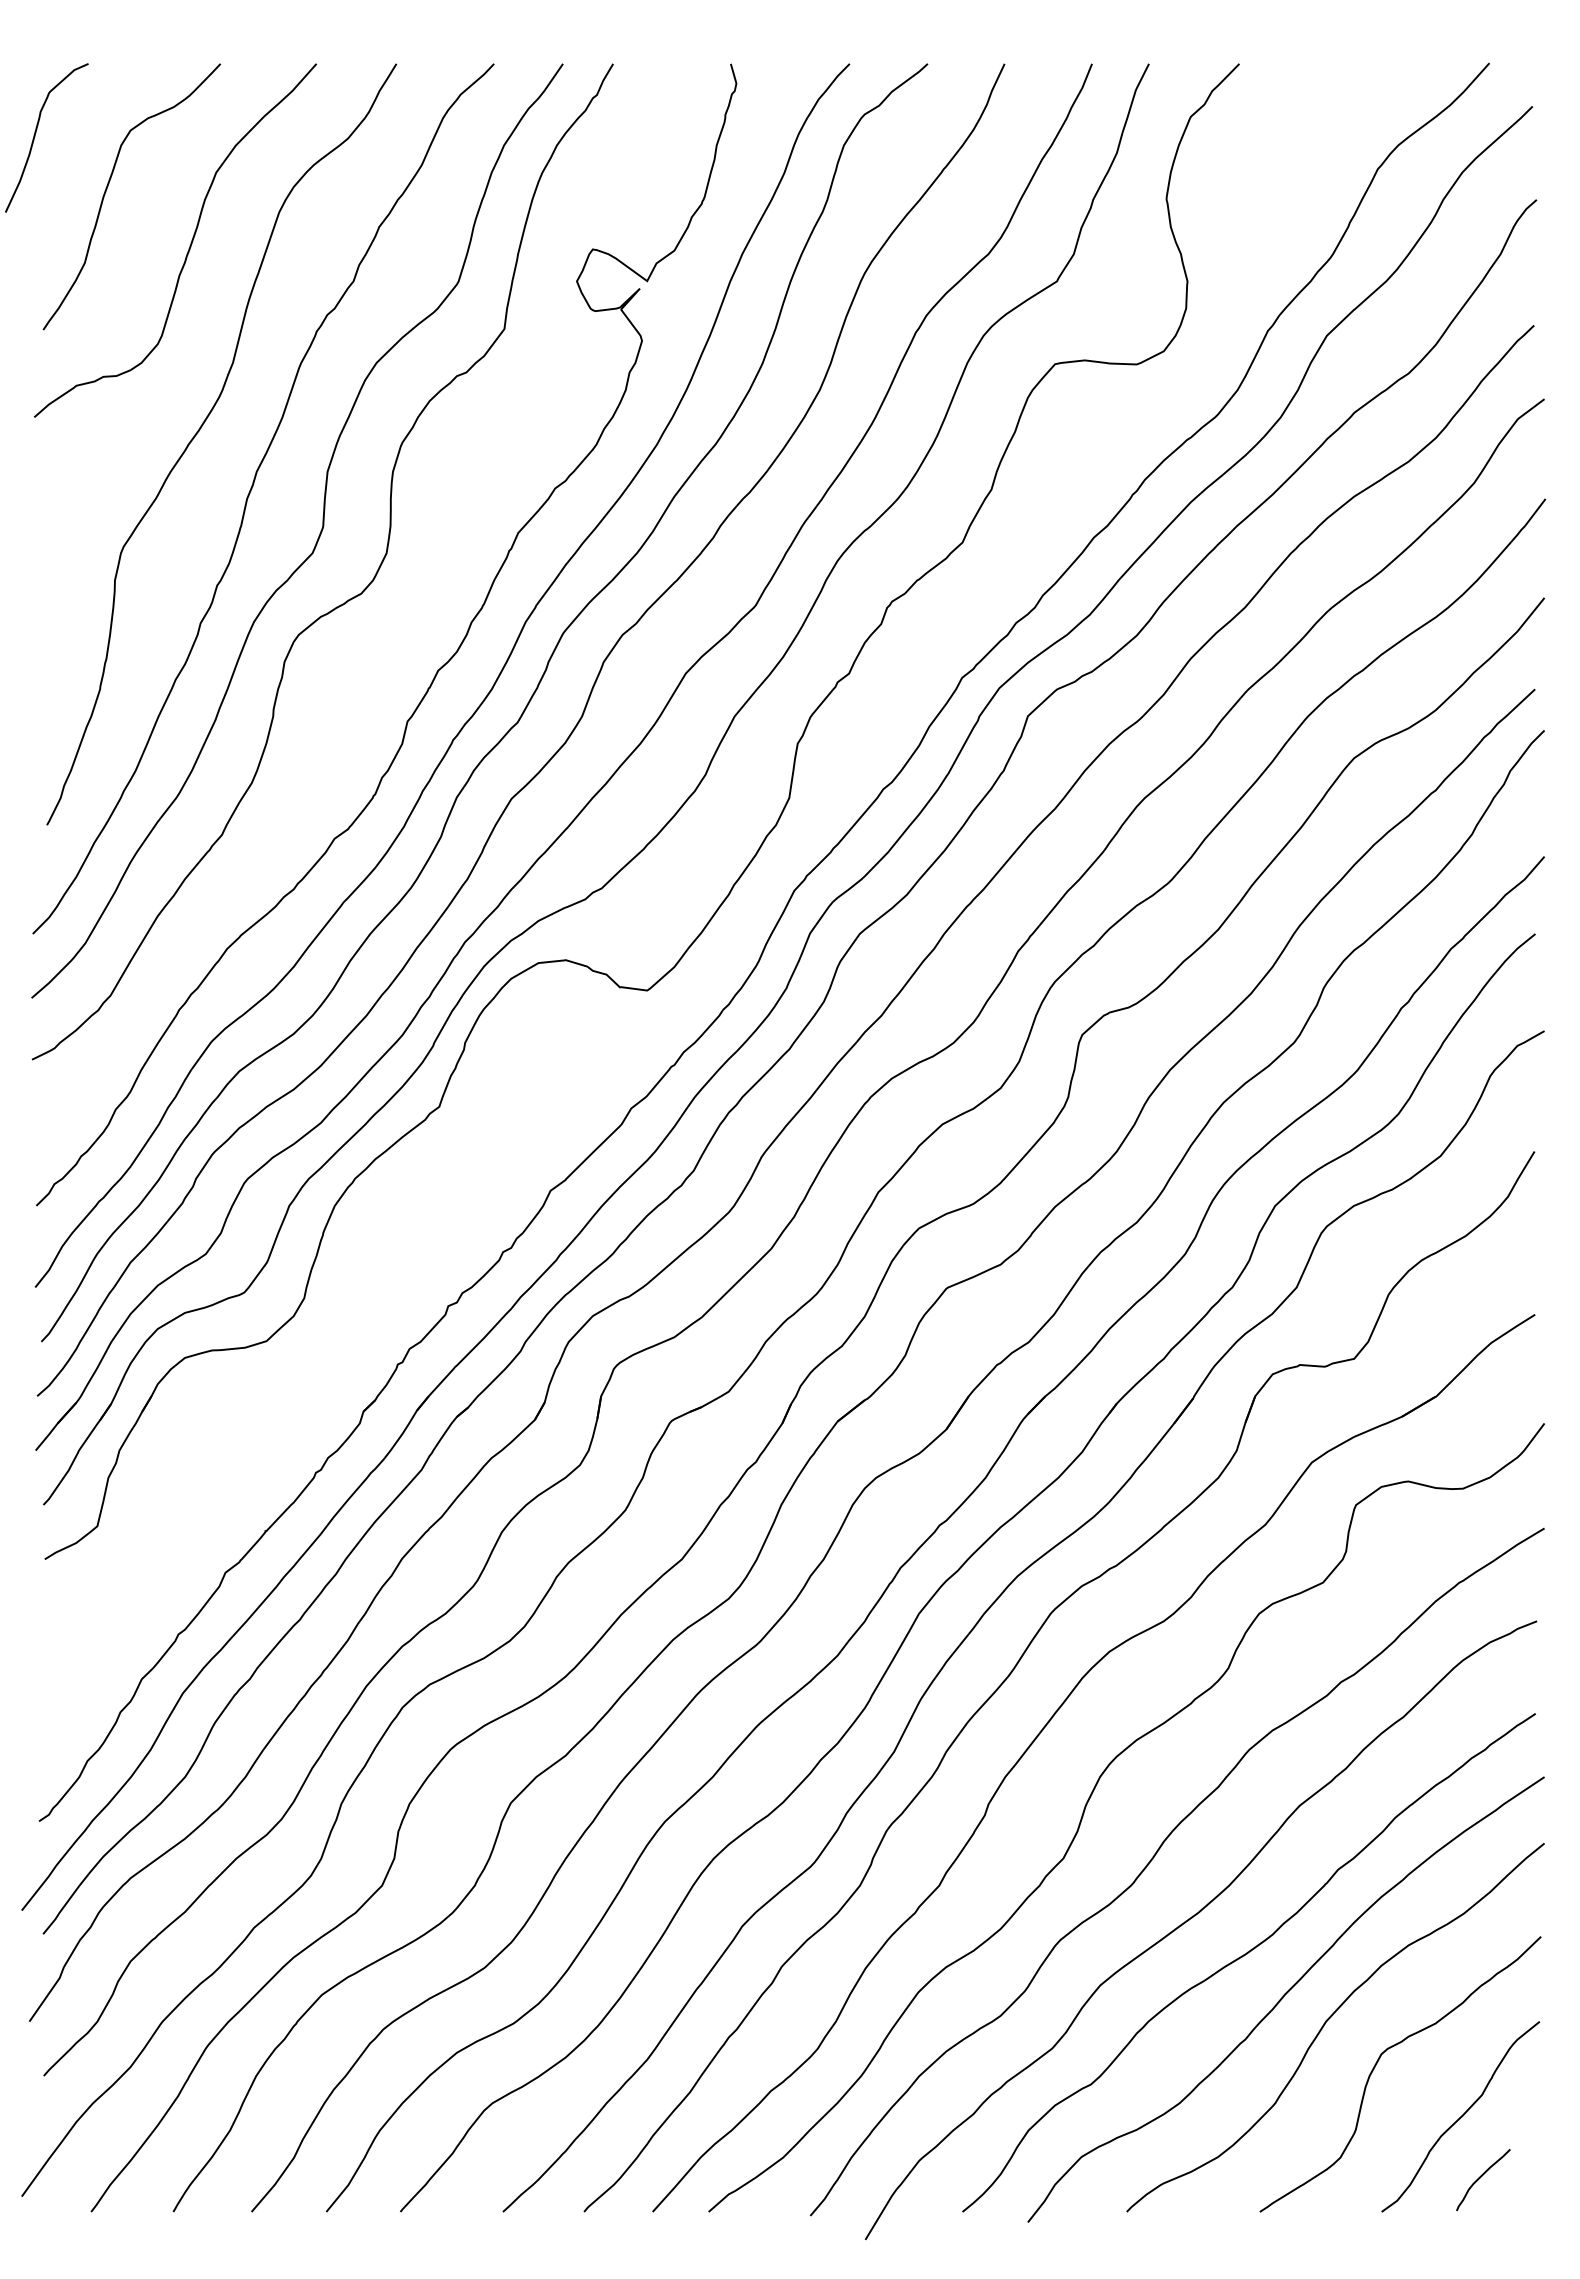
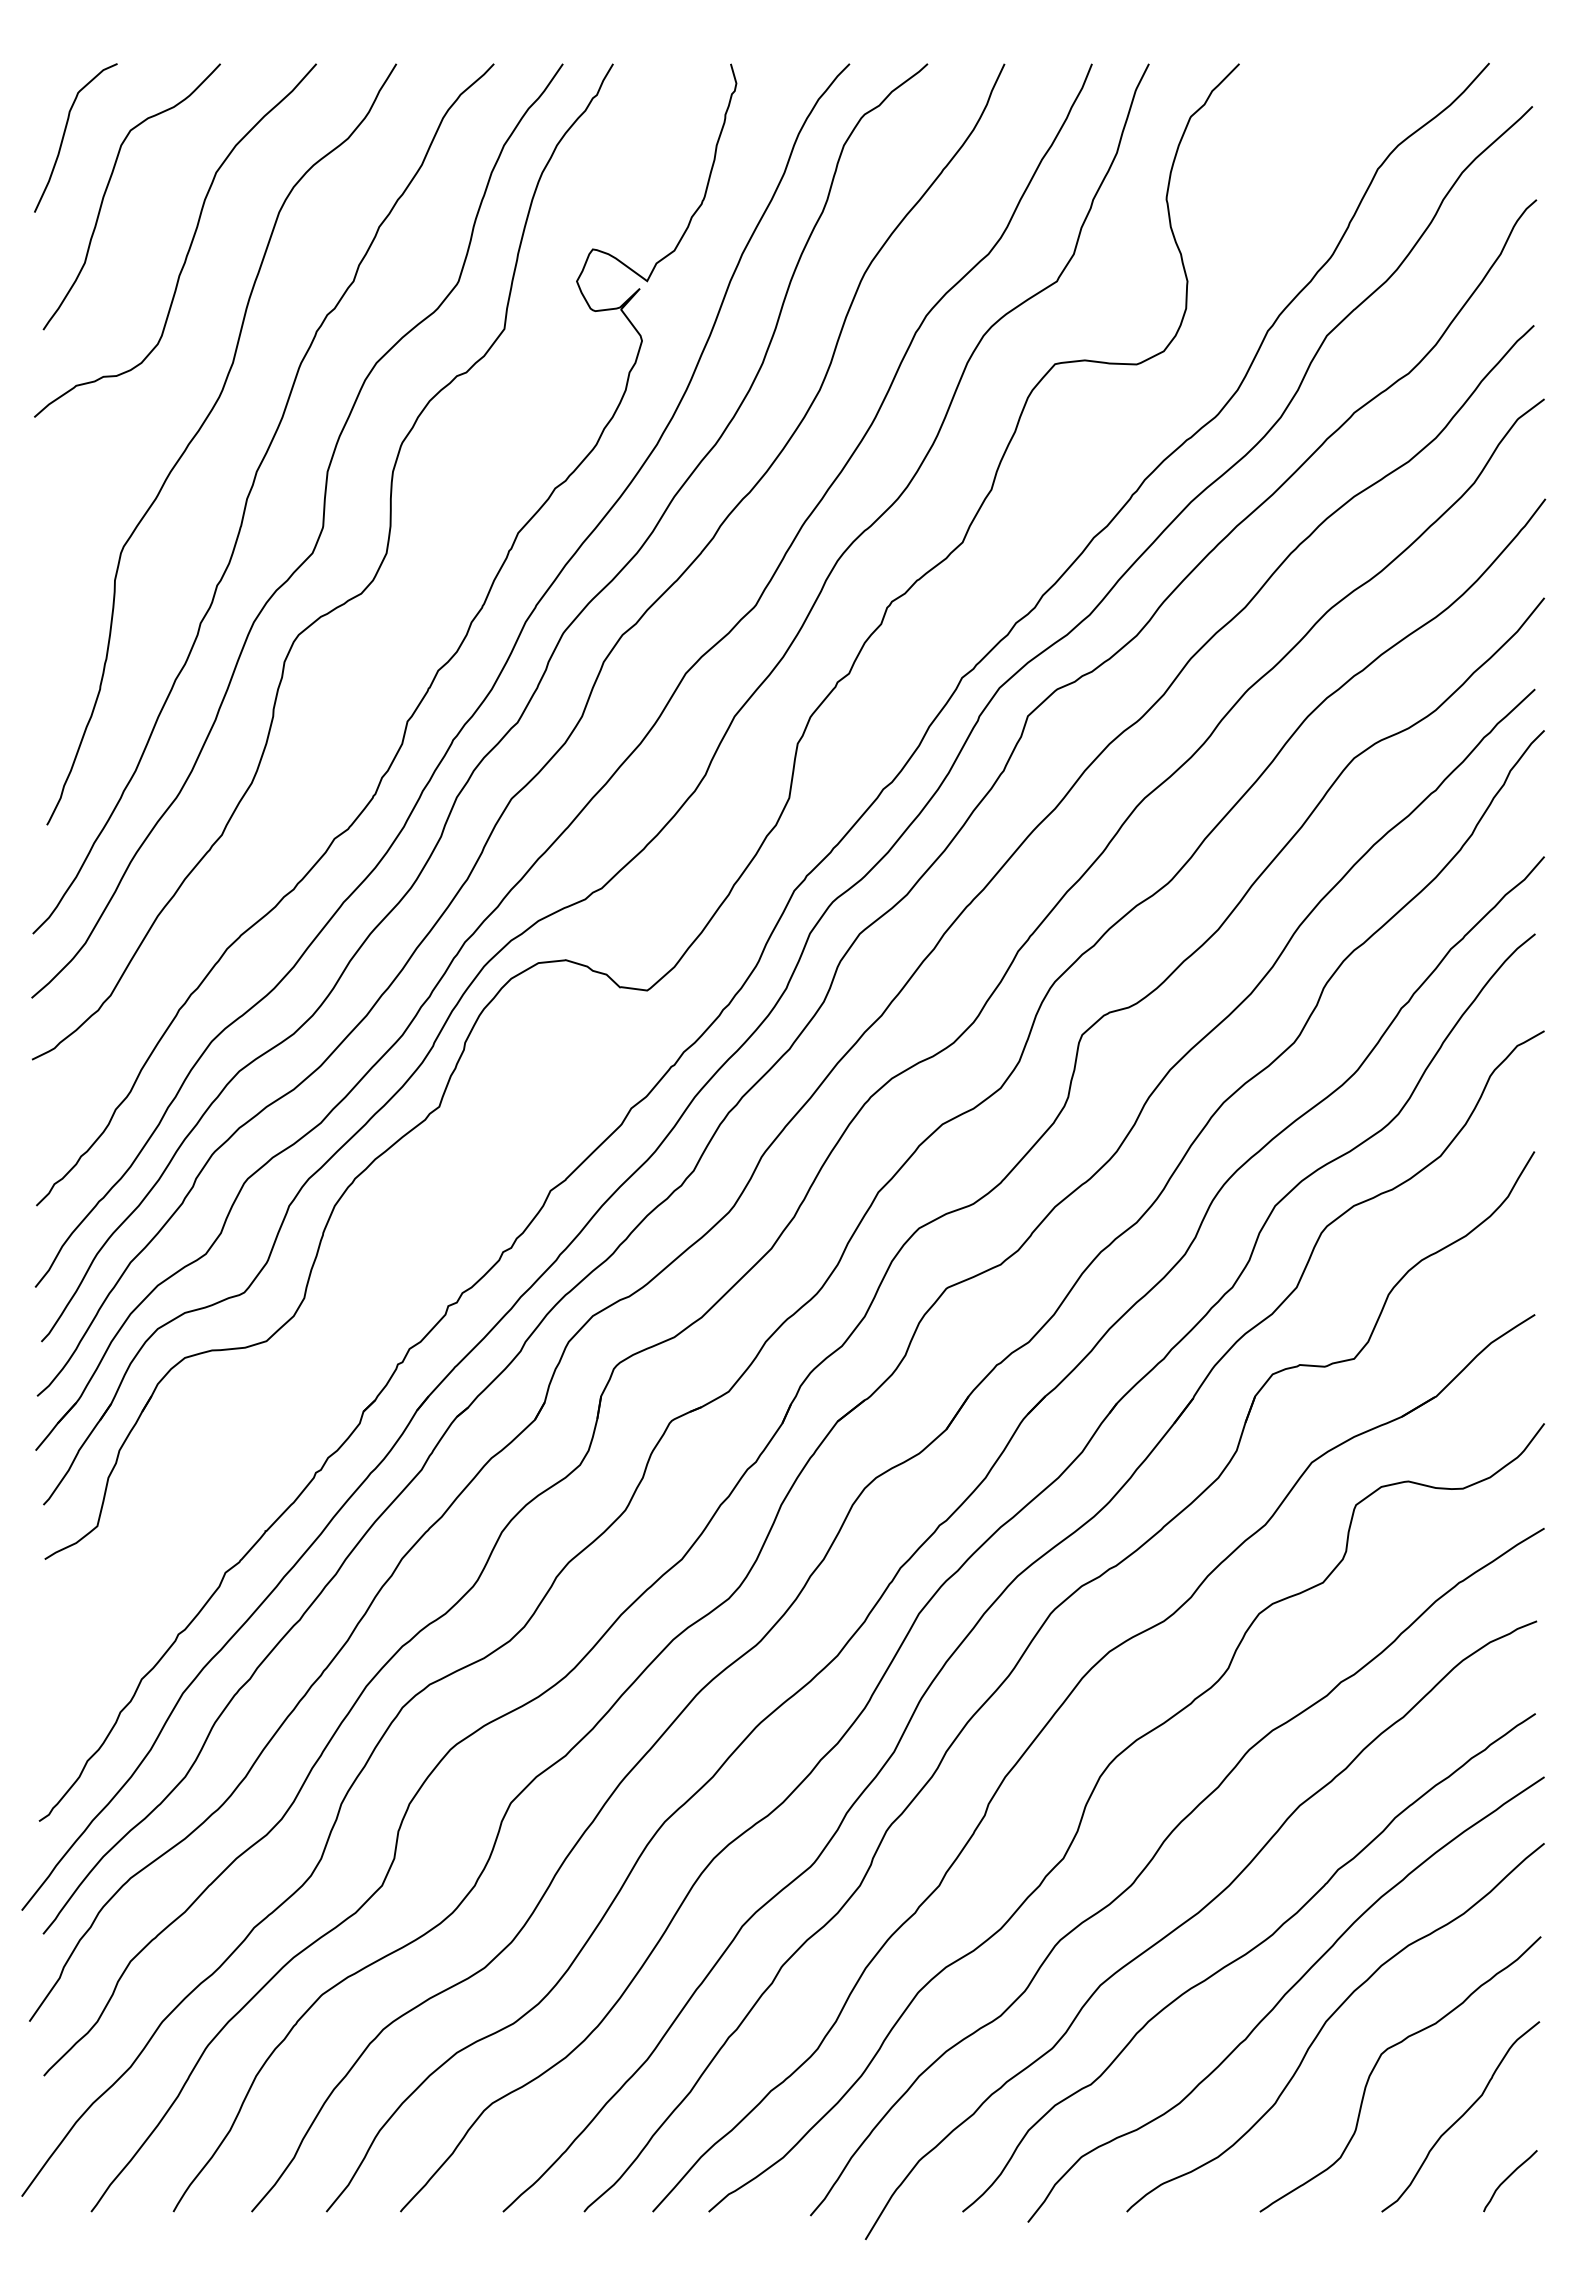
curve position: (36, 133) -> (65, 133) (65, 133)
curve position: (1481, 2177) -> (1508, 2178) (1508, 2178)
